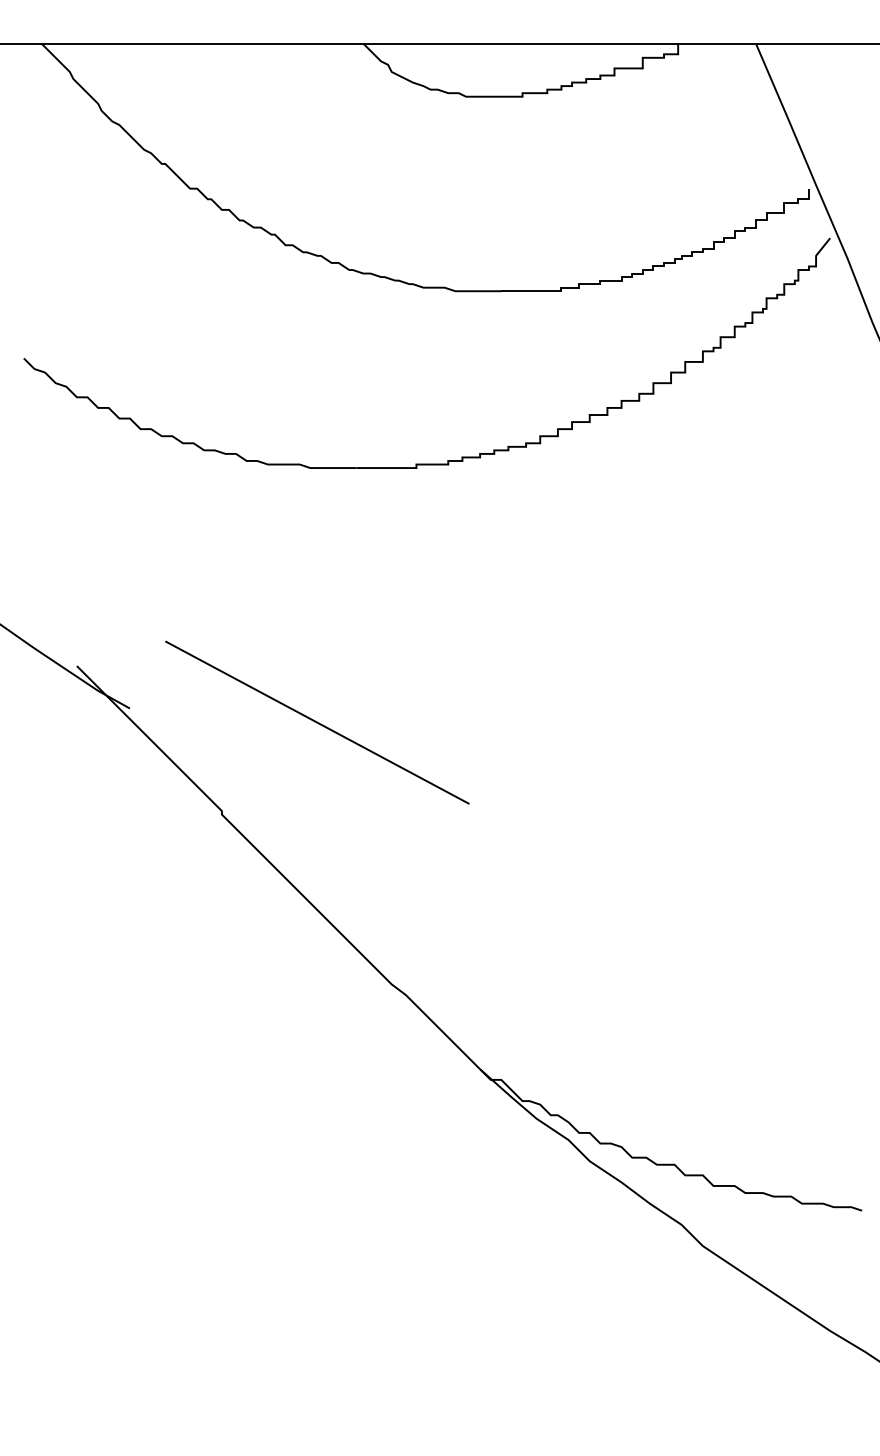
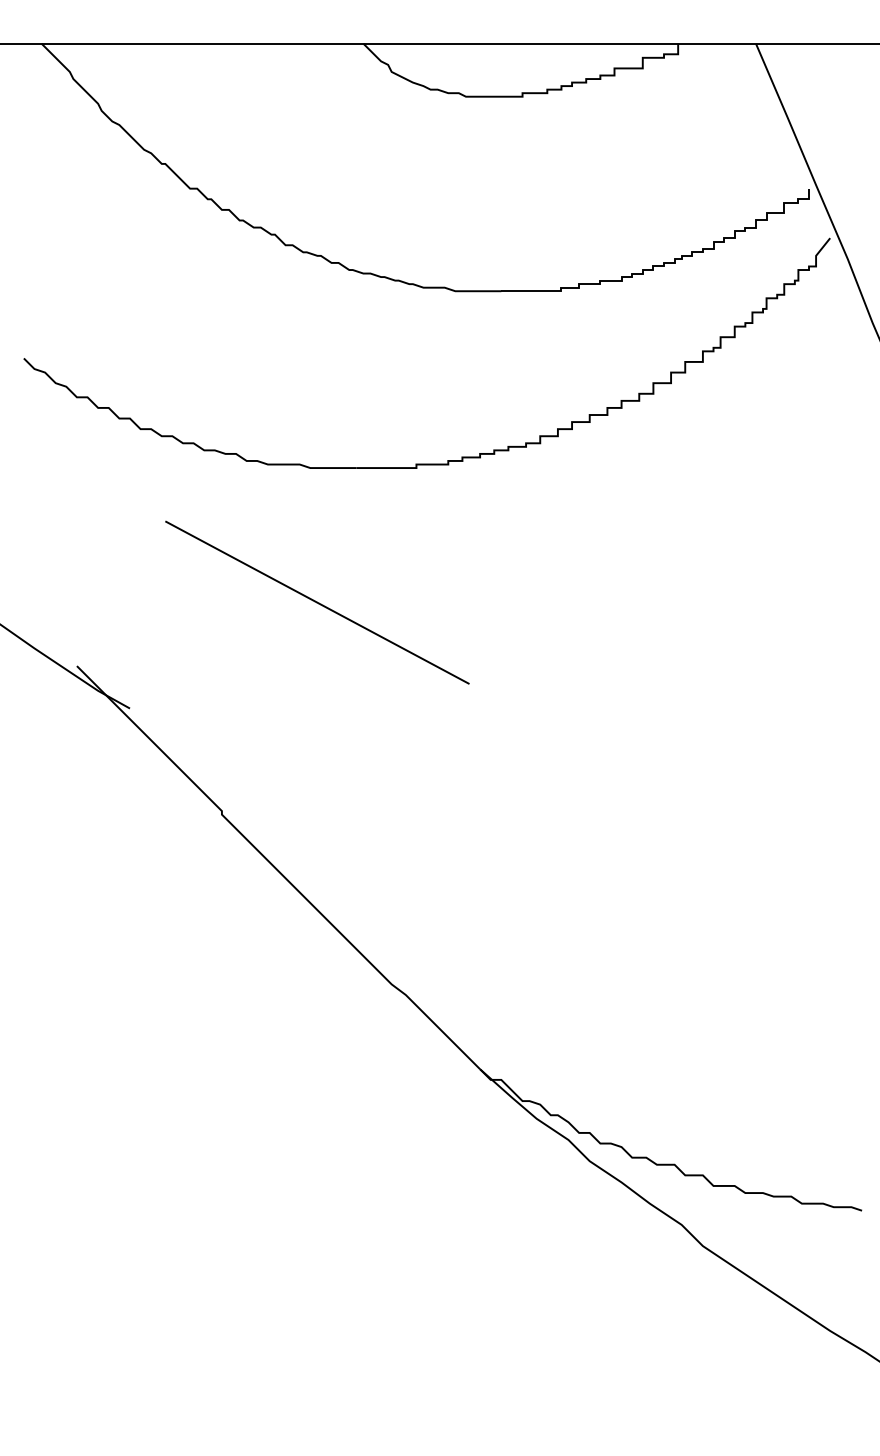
line position: (317, 722) -> (317, 602) (317, 602)
